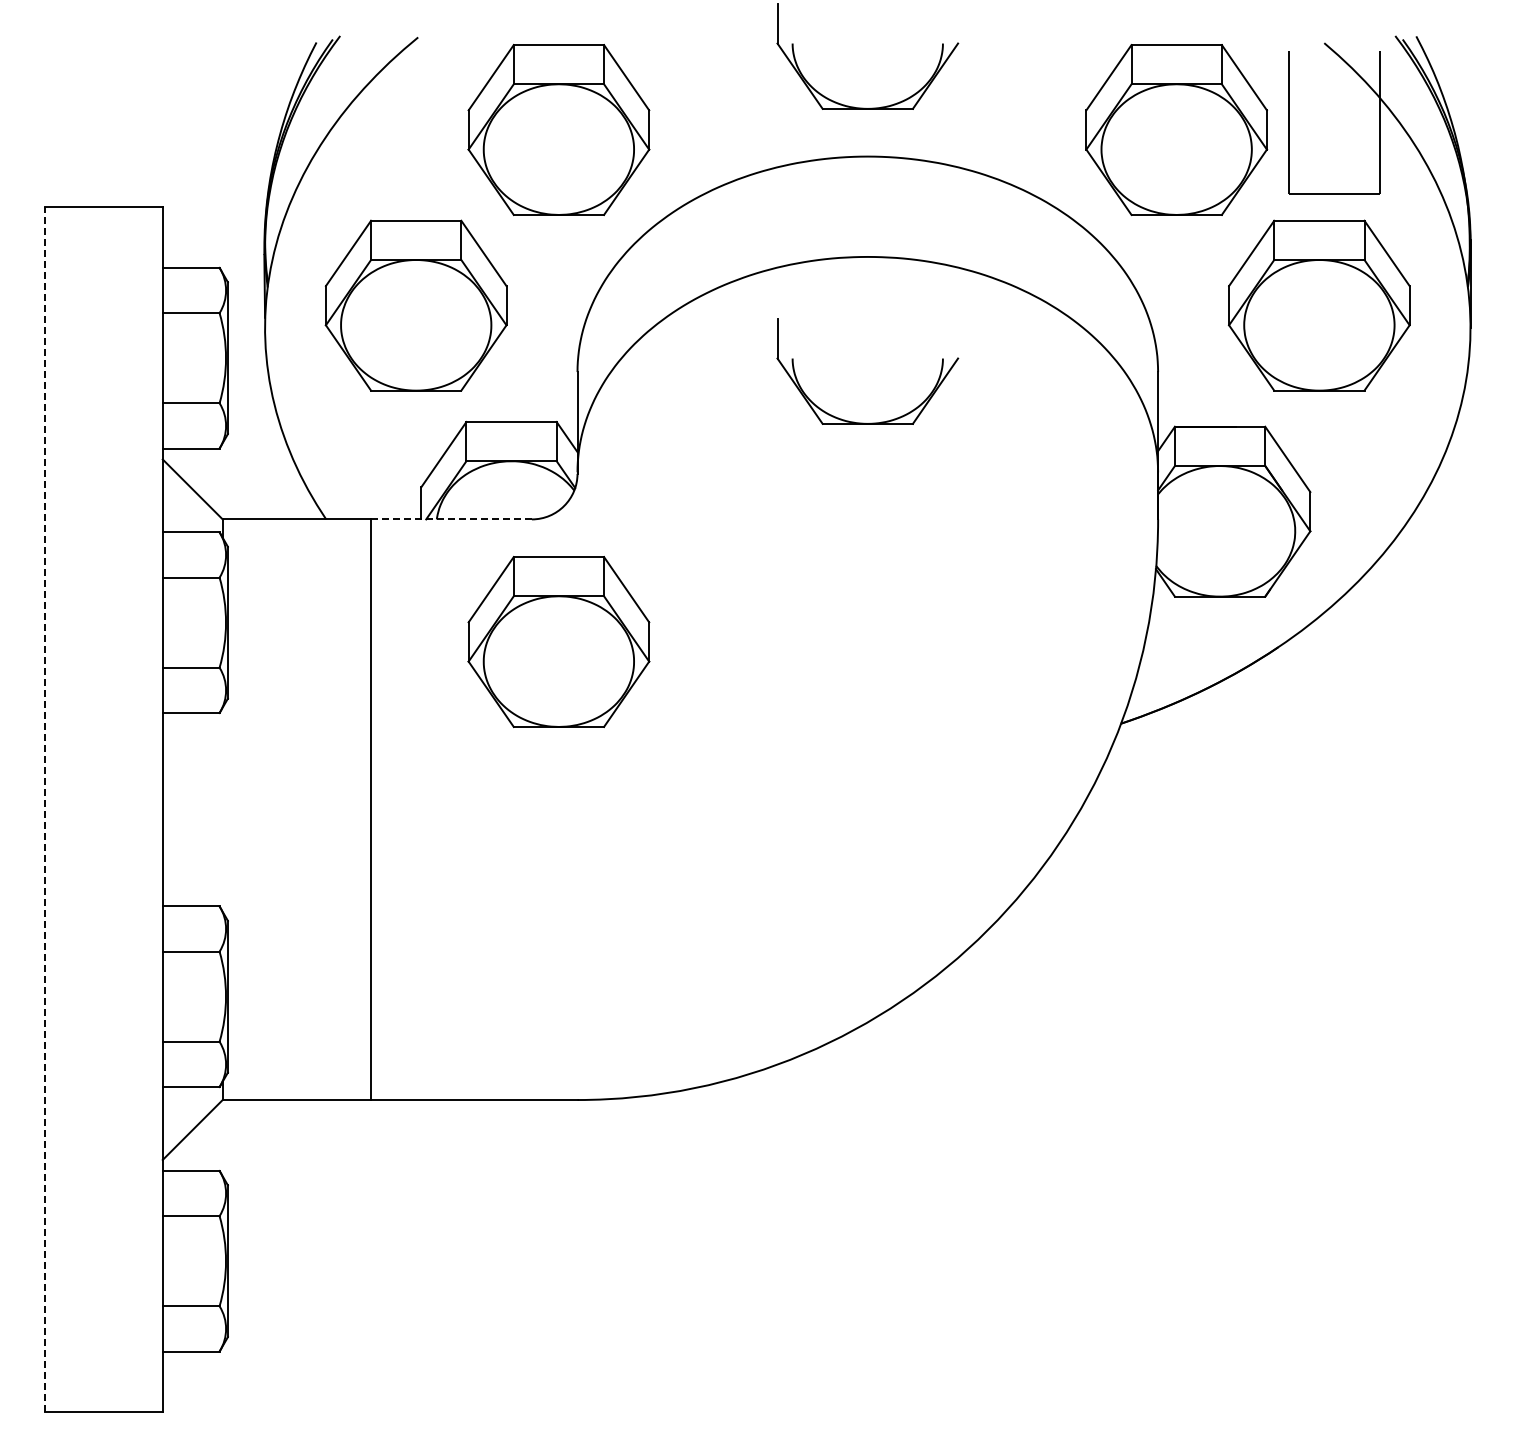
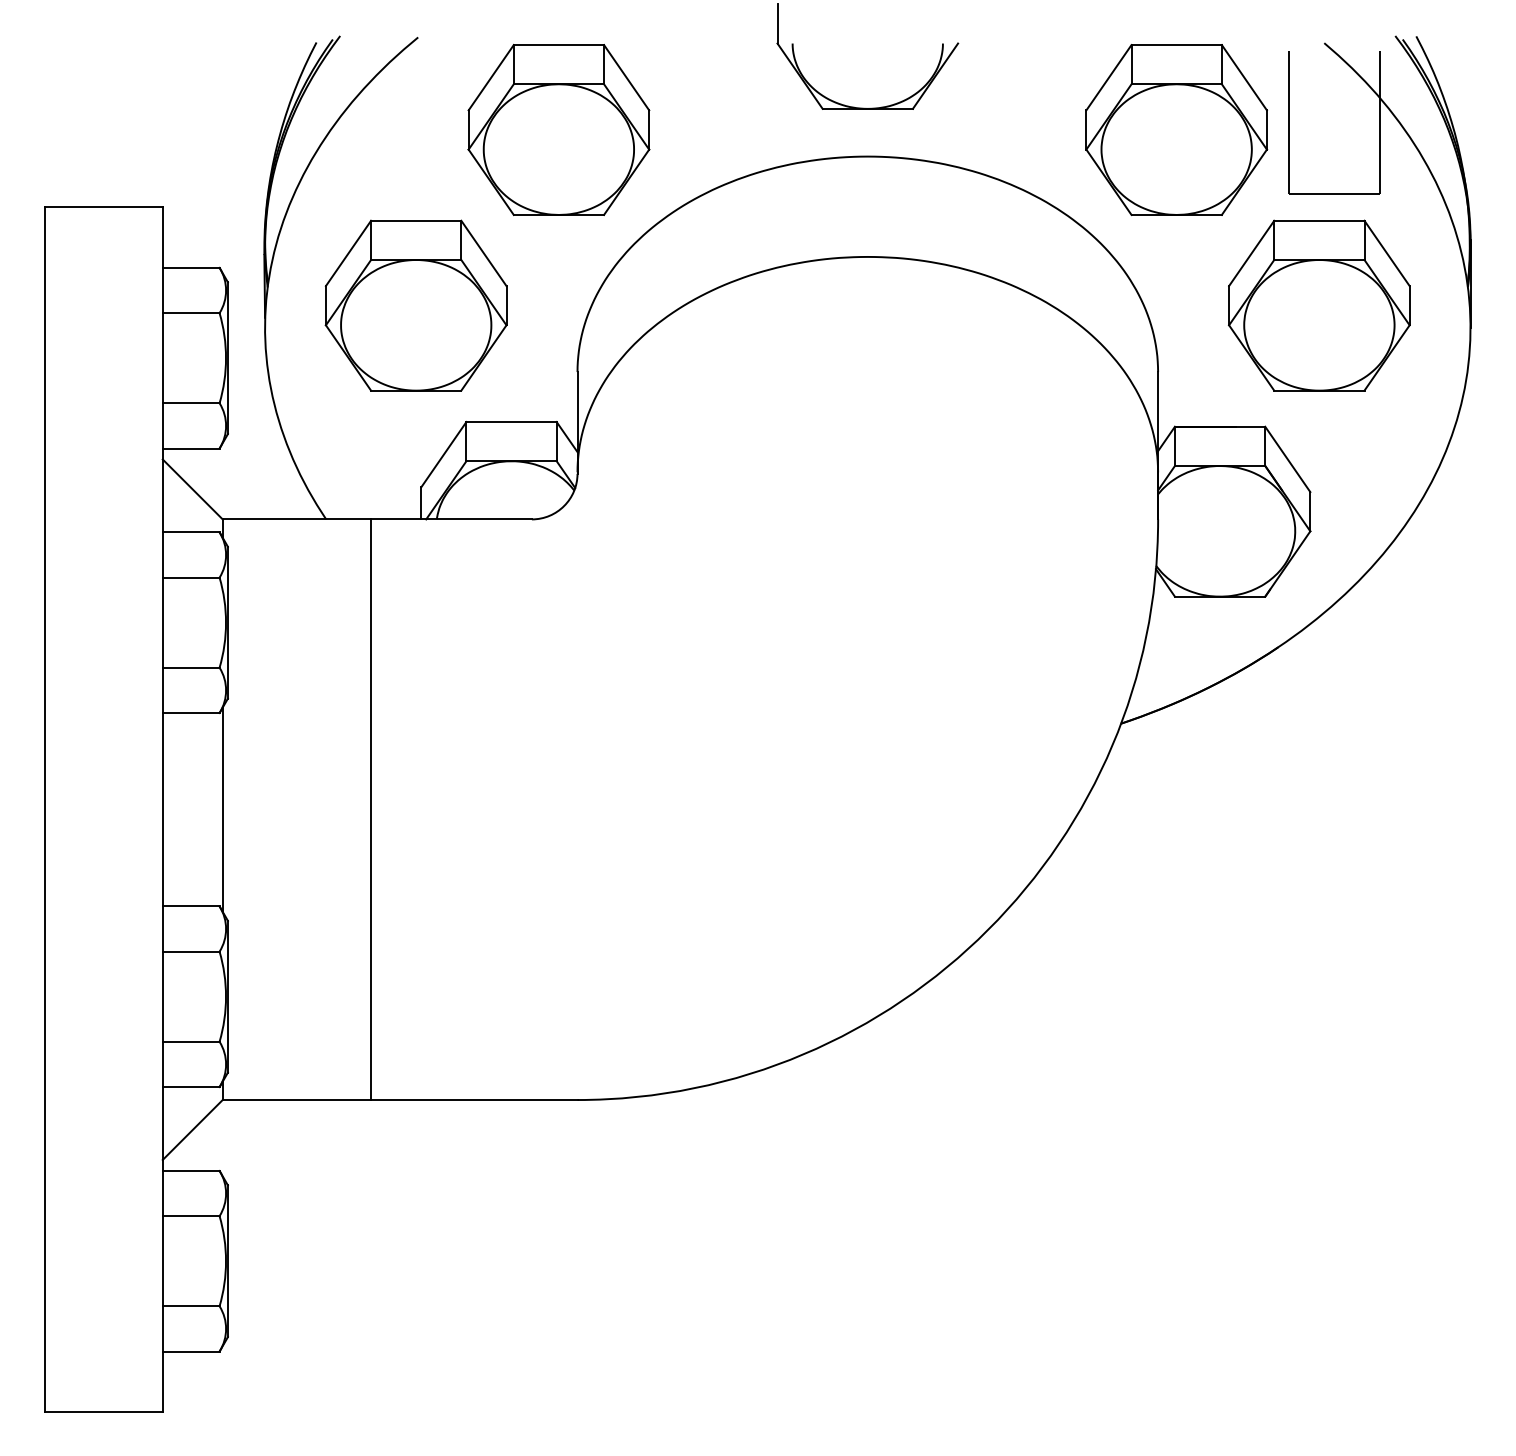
part: present -> none (864, 422)
line: dashed -> solid (451, 519)
part: present -> none (558, 641)
line: dashed -> solid (45, 809)
line: none -> present (222, 809)
